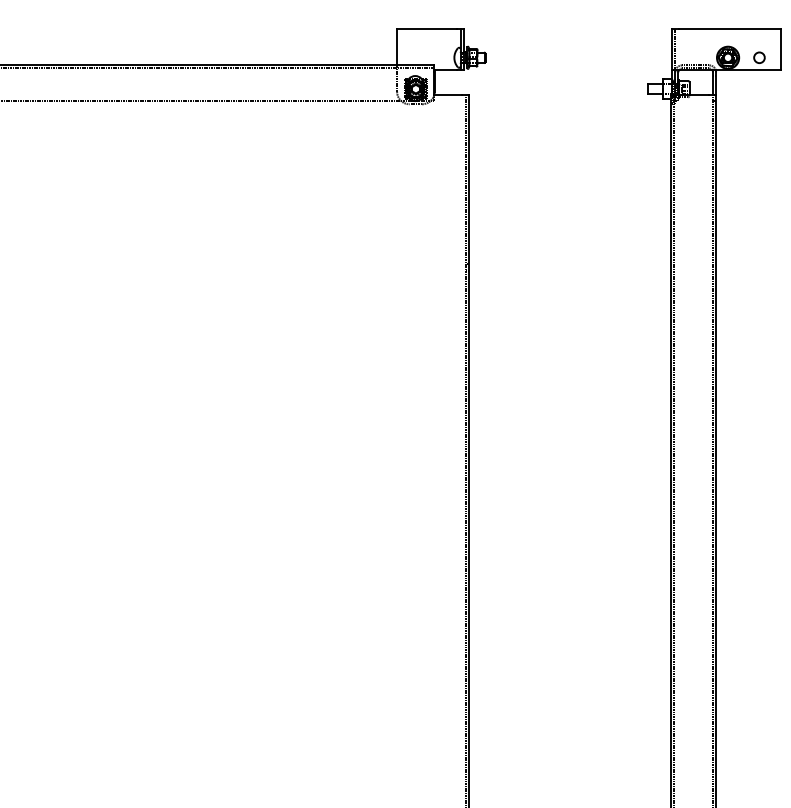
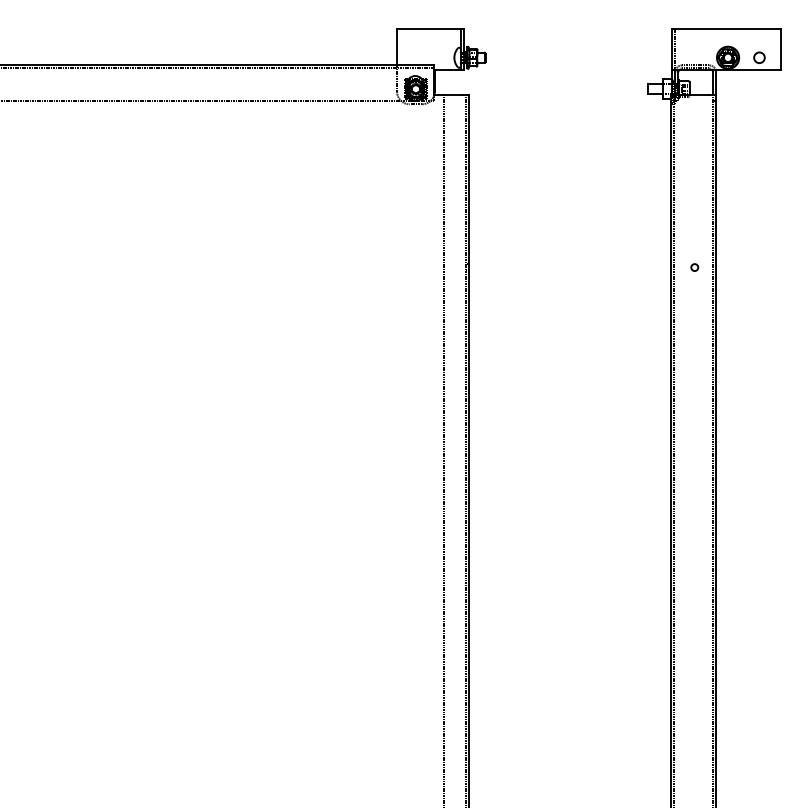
circle: none -> present (694, 267)
line: none -> present (443, 449)
